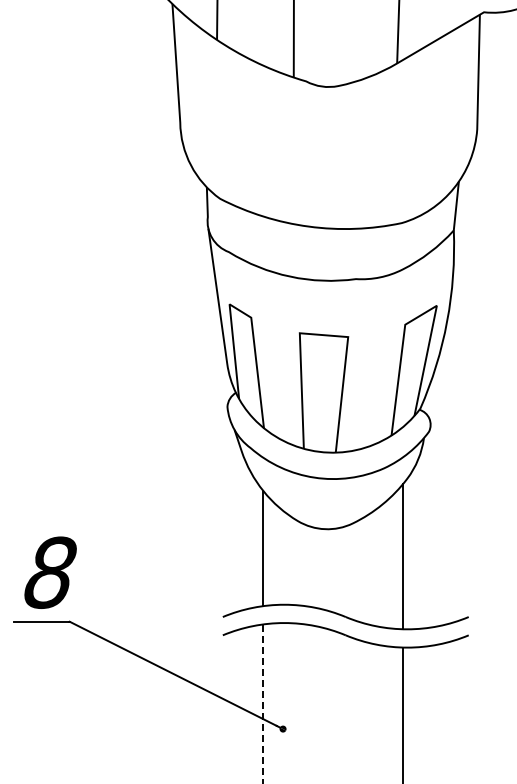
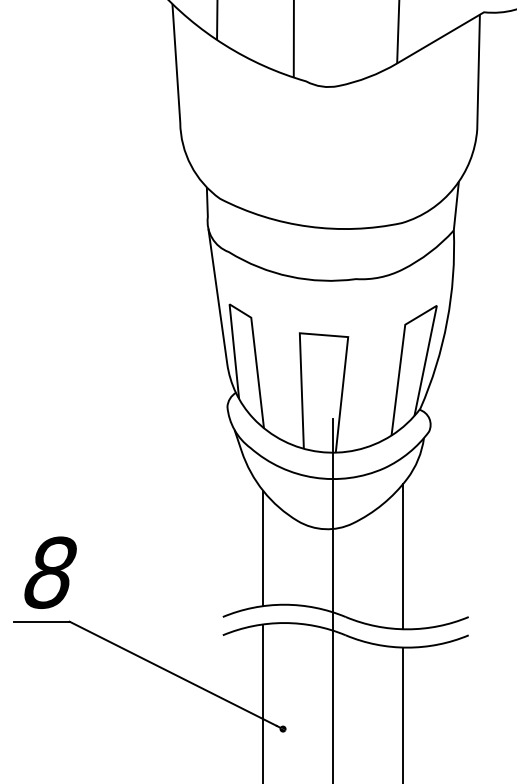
line: none -> present (333, 599)
line: dashed -> solid (262, 704)
